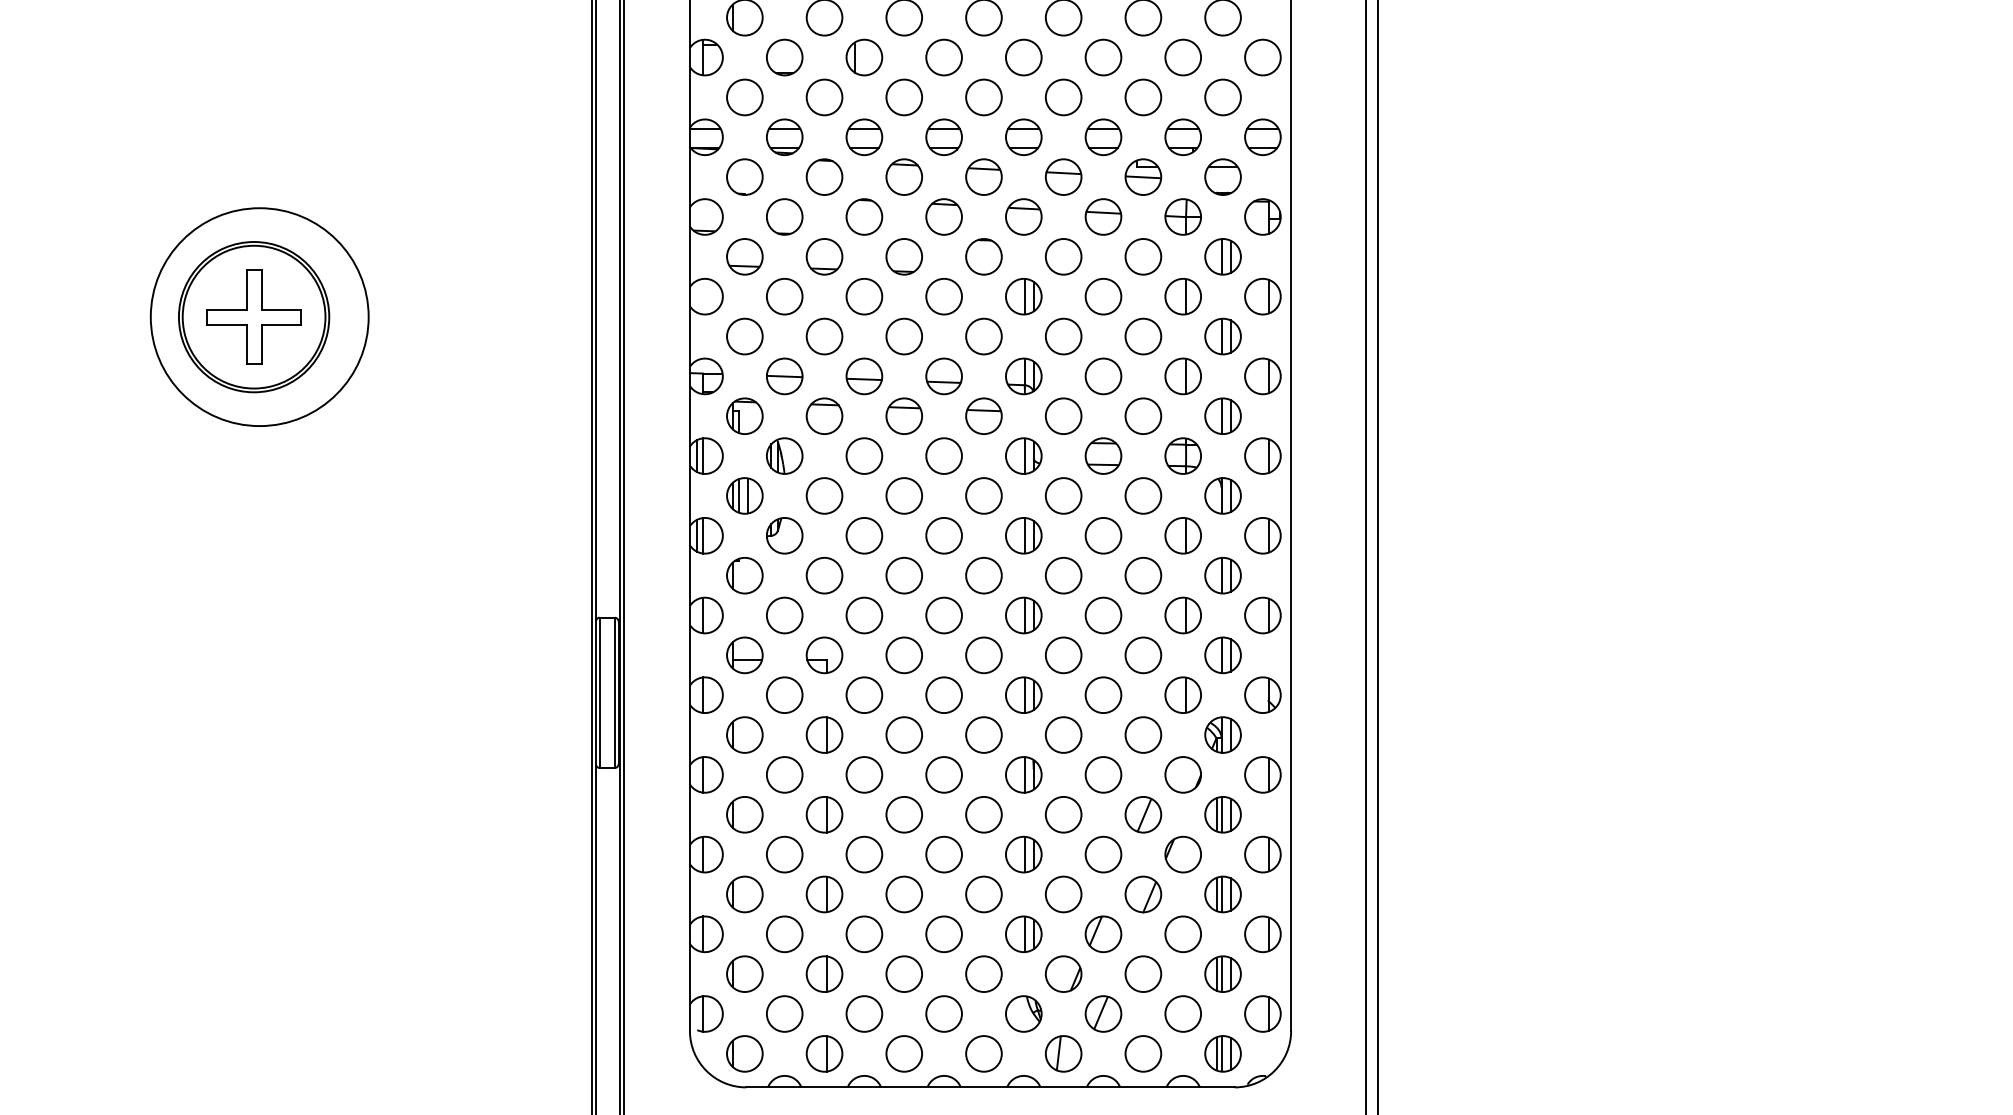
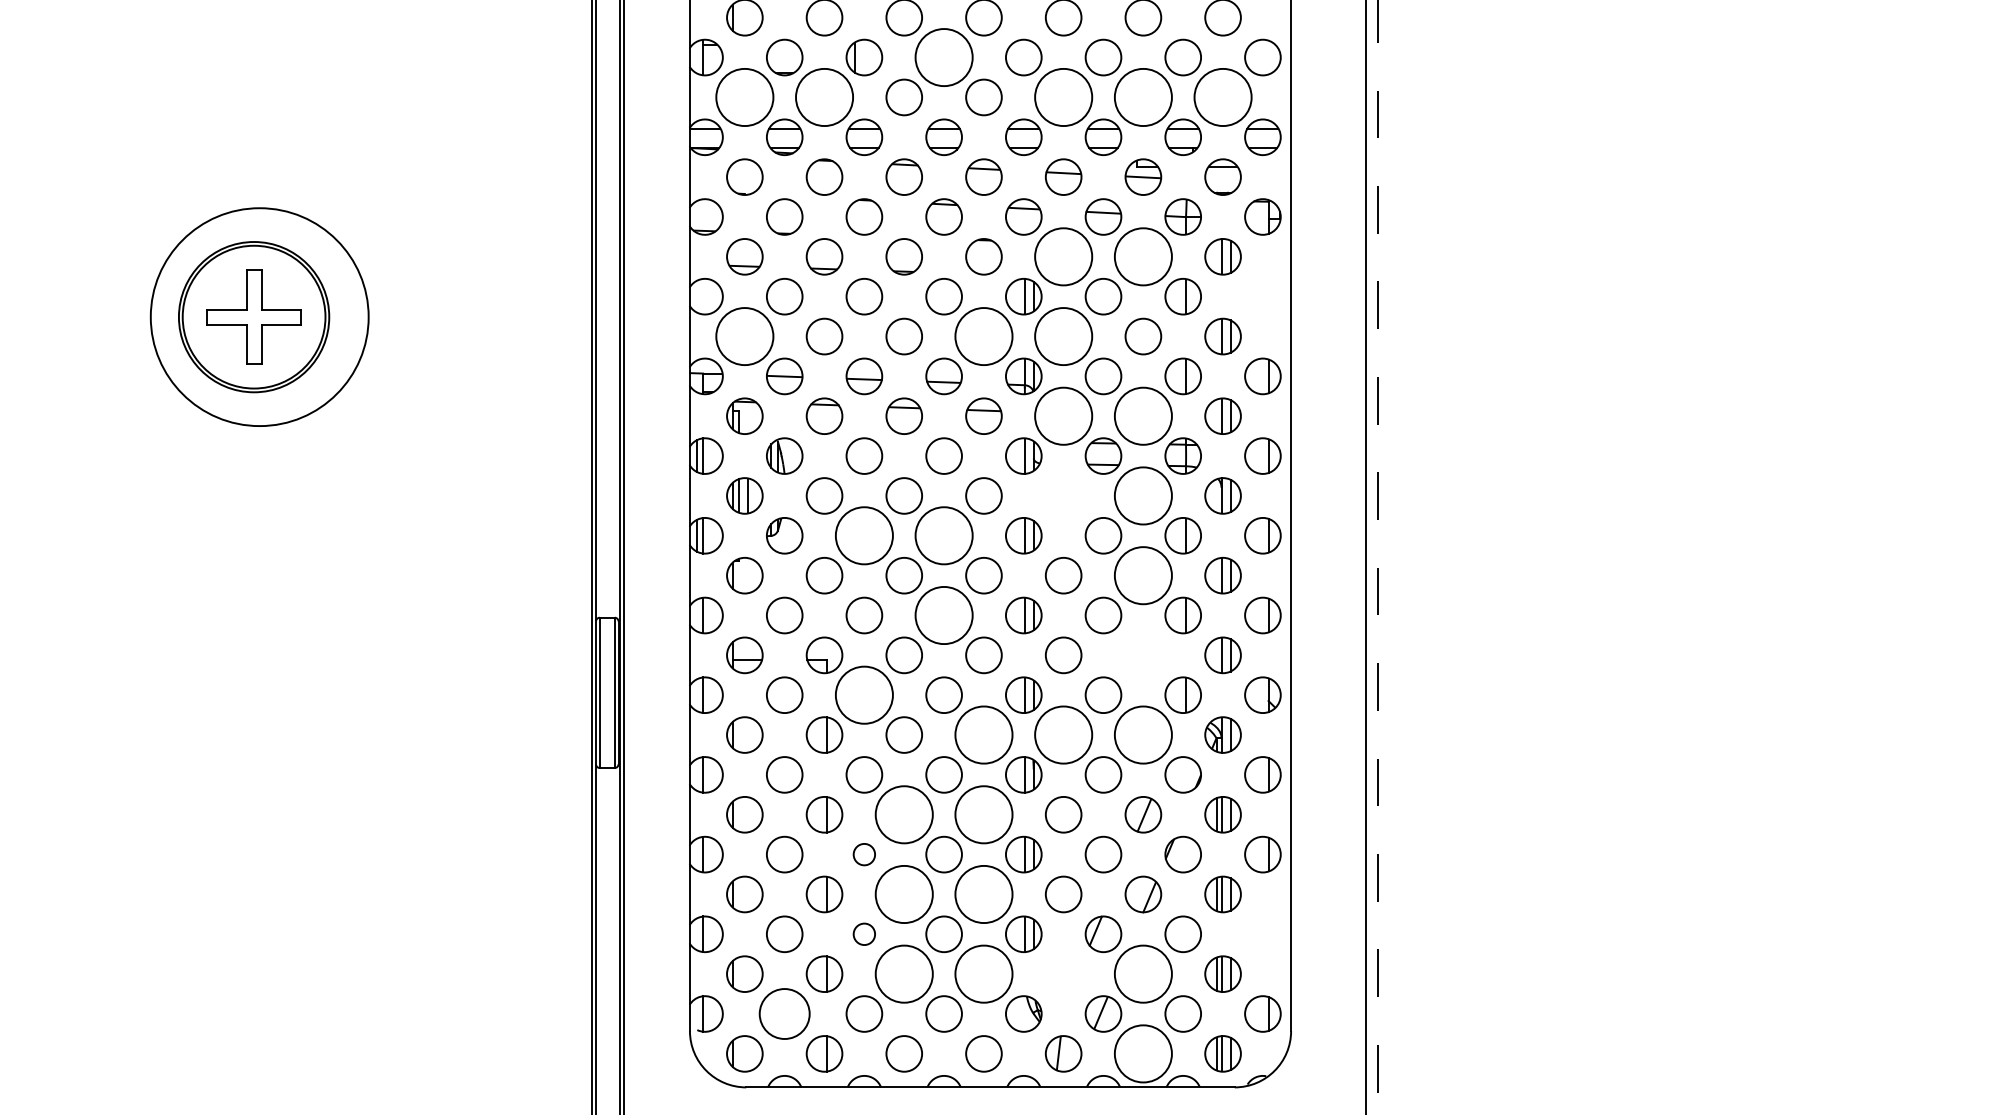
circle diameter: 36 px -> 57 px (943, 57)
circle diameter: 36 px -> 57 px (744, 97)
circle diameter: 36 px -> 57 px (824, 97)
circle diameter: 36 px -> 57 px (1063, 97)
circle diameter: 36 px -> 57 px (1142, 97)
circle diameter: 36 px -> 57 px (1222, 97)
circle diameter: 36 px -> 57 px (1063, 256)
circle diameter: 36 px -> 57 px (1142, 256)
part: present -> none (1262, 296)
circle diameter: 36 px -> 57 px (744, 336)
circle diameter: 36 px -> 57 px (983, 336)
circle diameter: 36 px -> 57 px (1063, 336)
circle diameter: 36 px -> 57 px (1063, 415)
circle diameter: 36 px -> 57 px (1142, 415)
circle: present -> none (1063, 495)
circle diameter: 36 px -> 57 px (1142, 495)
circle diameter: 36 px -> 57 px (863, 535)
circle diameter: 36 px -> 57 px (943, 535)
line: solid -> dashed (1377, 557)
circle diameter: 36 px -> 57 px (1142, 575)
circle diameter: 36 px -> 57 px (943, 615)
circle: present -> none (1143, 655)
circle diameter: 36 px -> 57 px (863, 694)
circle diameter: 36 px -> 57 px (983, 734)
circle diameter: 36 px -> 57 px (1063, 734)
circle diameter: 36 px -> 57 px (1142, 734)
circle diameter: 36 px -> 57 px (903, 814)
circle diameter: 36 px -> 57 px (983, 814)
circle diameter: 36 px -> 21 px (864, 854)
circle diameter: 36 px -> 57 px (903, 894)
circle diameter: 36 px -> 57 px (983, 894)
part: present -> none (1262, 933)
circle diameter: 36 px -> 21 px (864, 934)
part: present -> none (1063, 973)
circle diameter: 36 px -> 57 px (903, 973)
circle diameter: 36 px -> 57 px (983, 973)
circle diameter: 36 px -> 57 px (1142, 973)
circle diameter: 36 px -> 50 px (784, 1013)
circle diameter: 36 px -> 57 px (1142, 1053)
